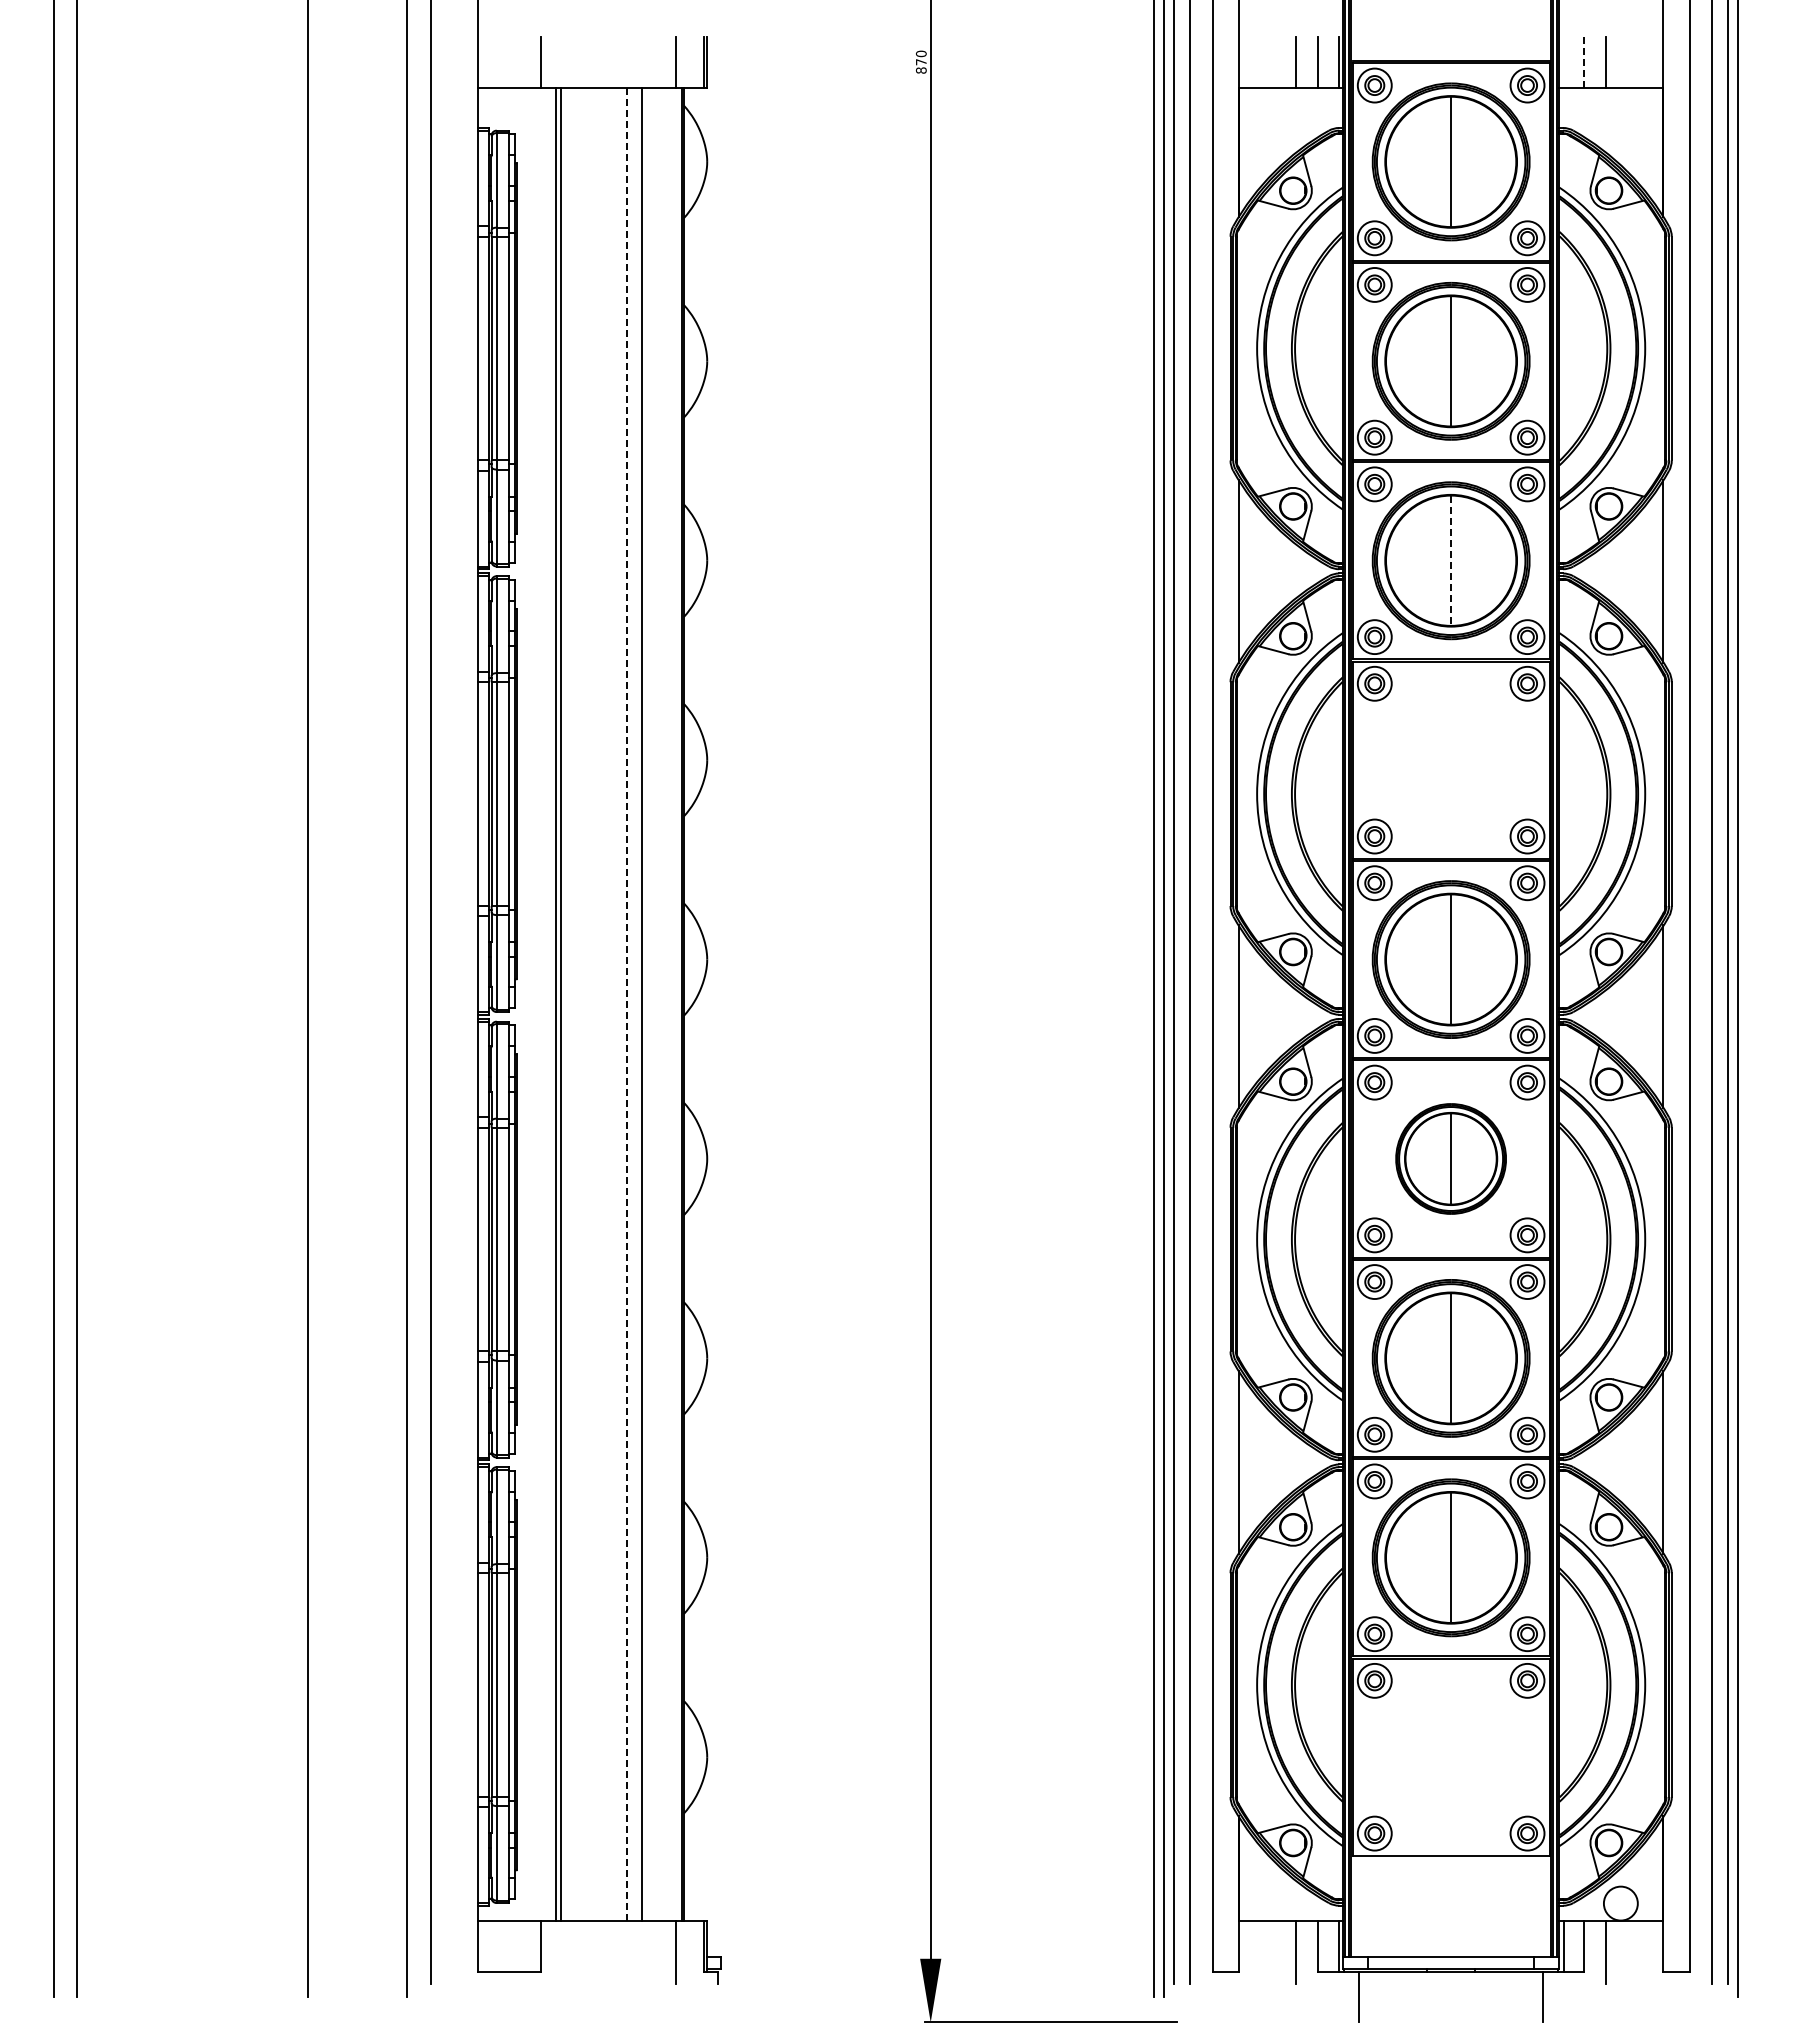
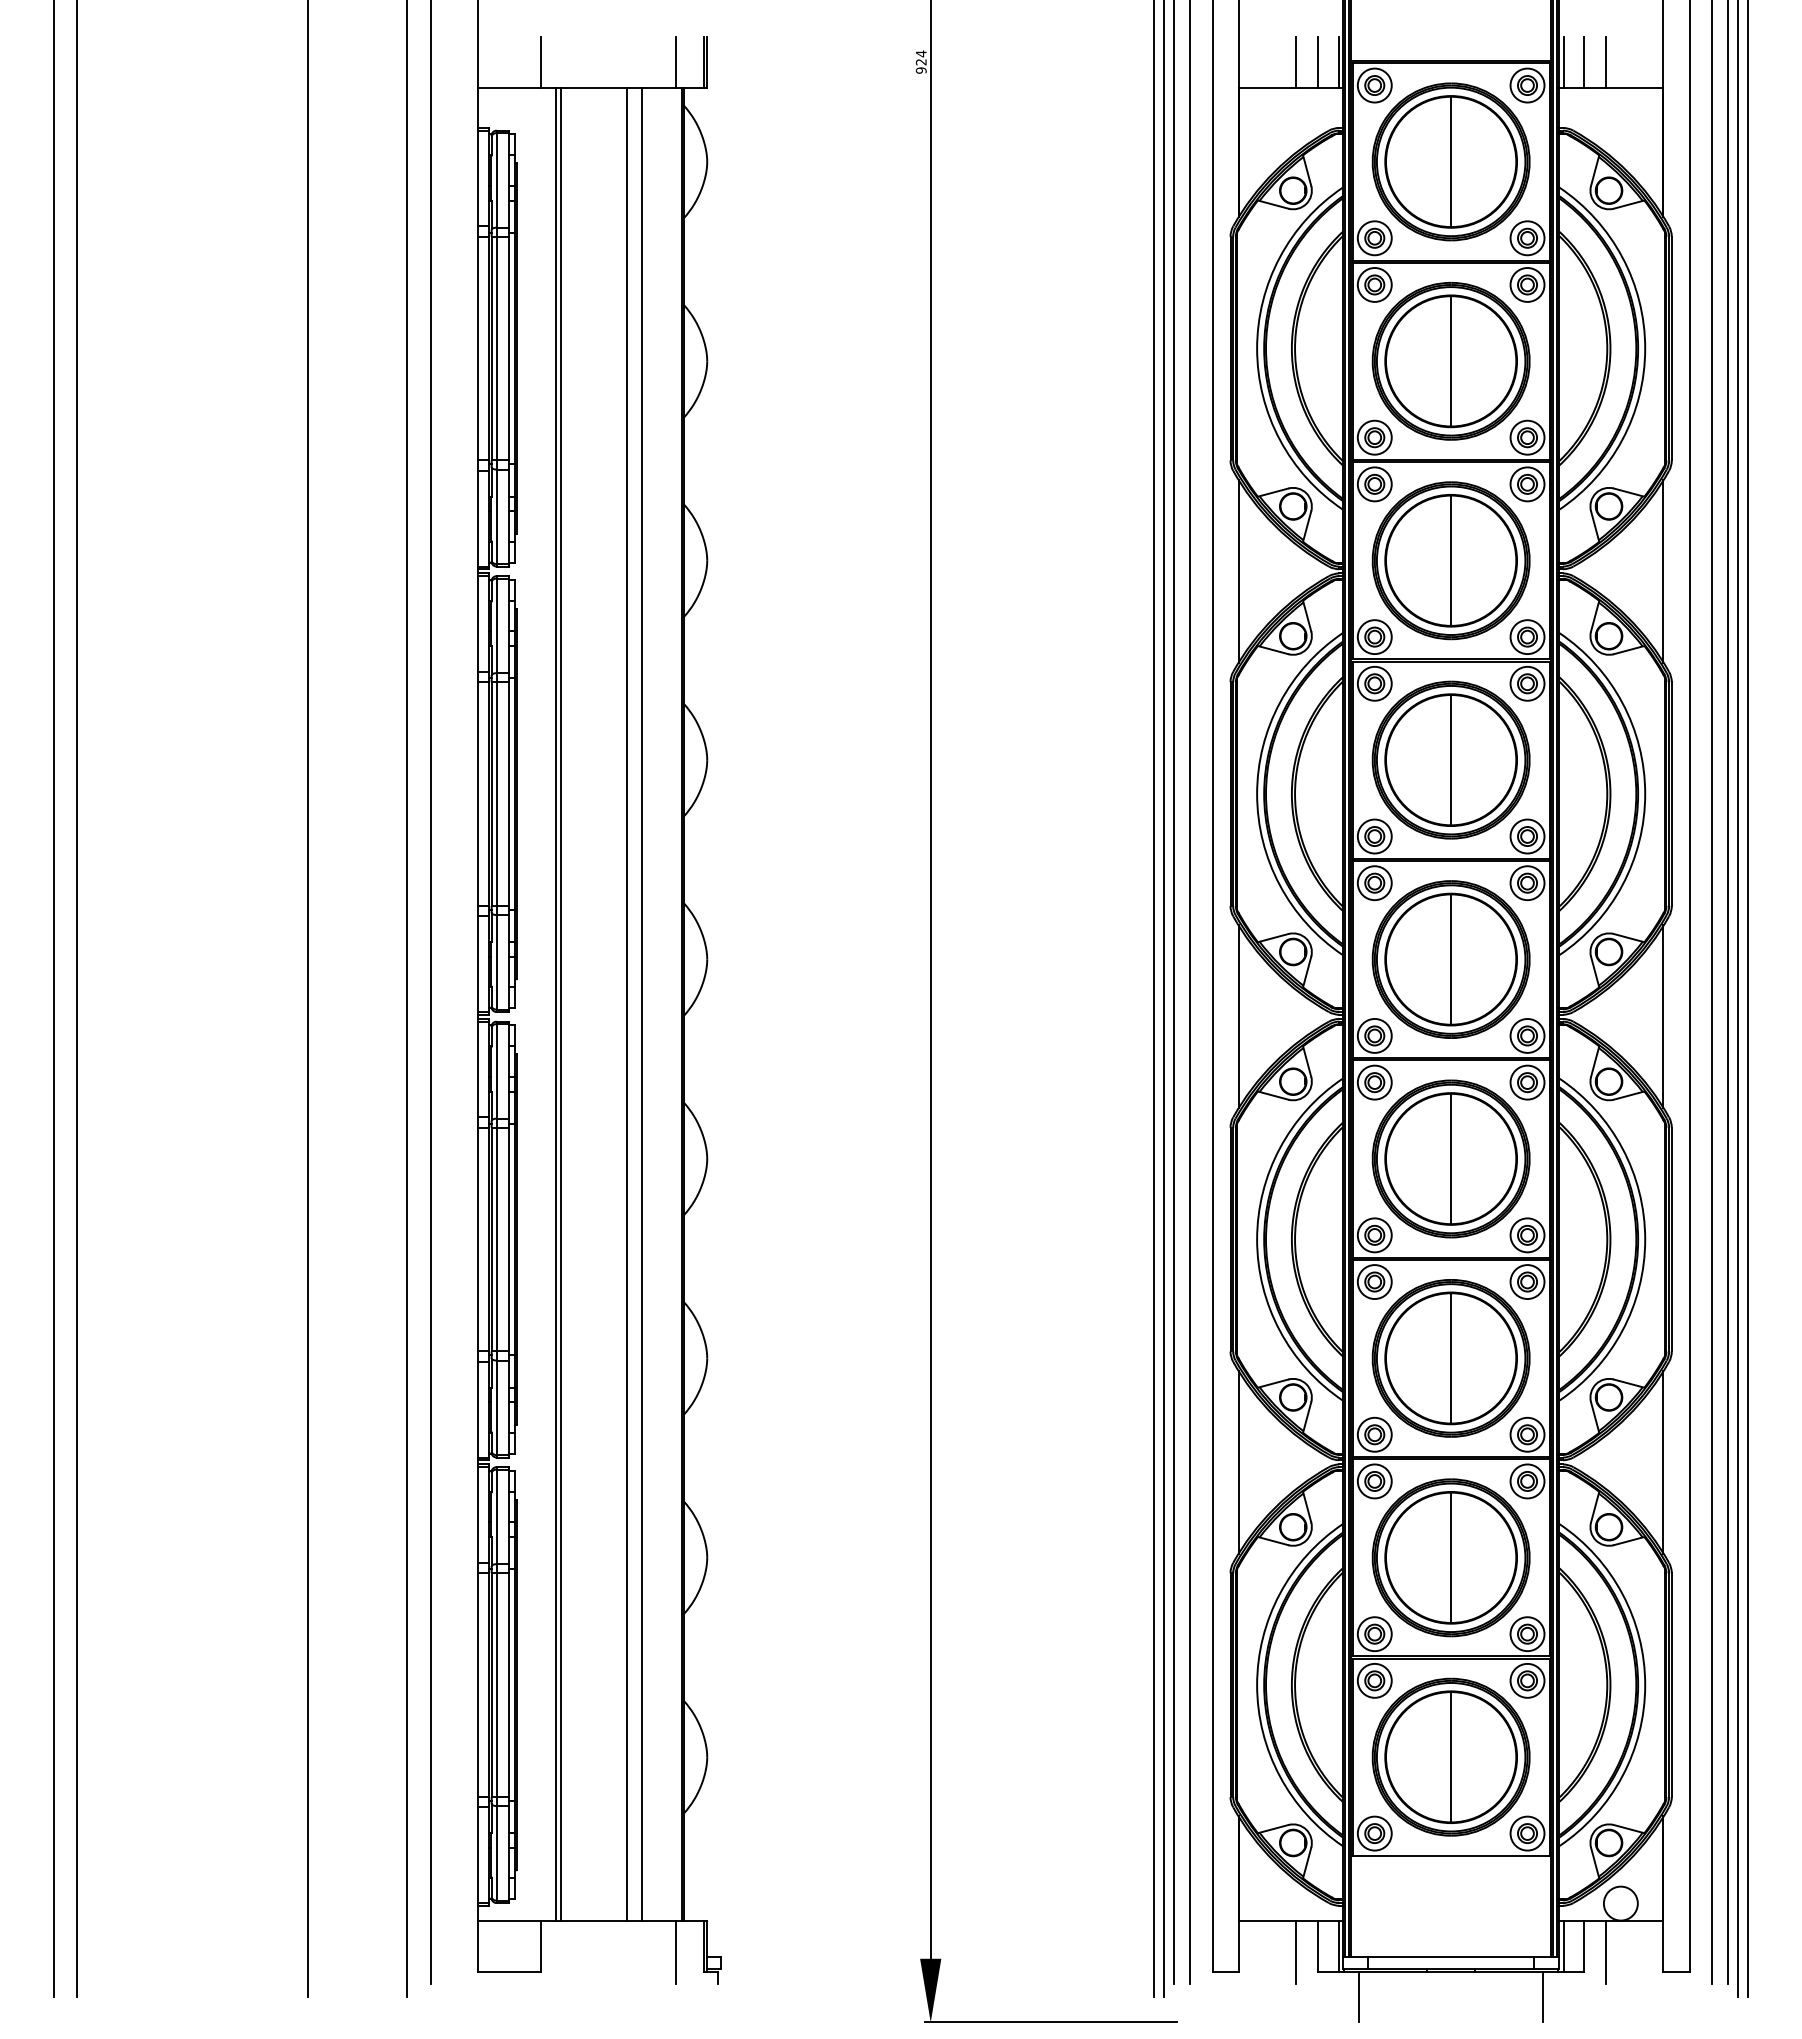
text: 870 -> 924 (920, 61)
line: none -> present (1563, 61)
line: dashed -> solid (1583, 61)
line: dashed -> solid (1451, 561)
part: none -> present (1450, 759)
line: none -> present (1748, 999)
line: dashed -> solid (626, 1003)
part size: 112x112 px -> 160x160 px (1450, 1158)
part: none -> present (1450, 1756)
